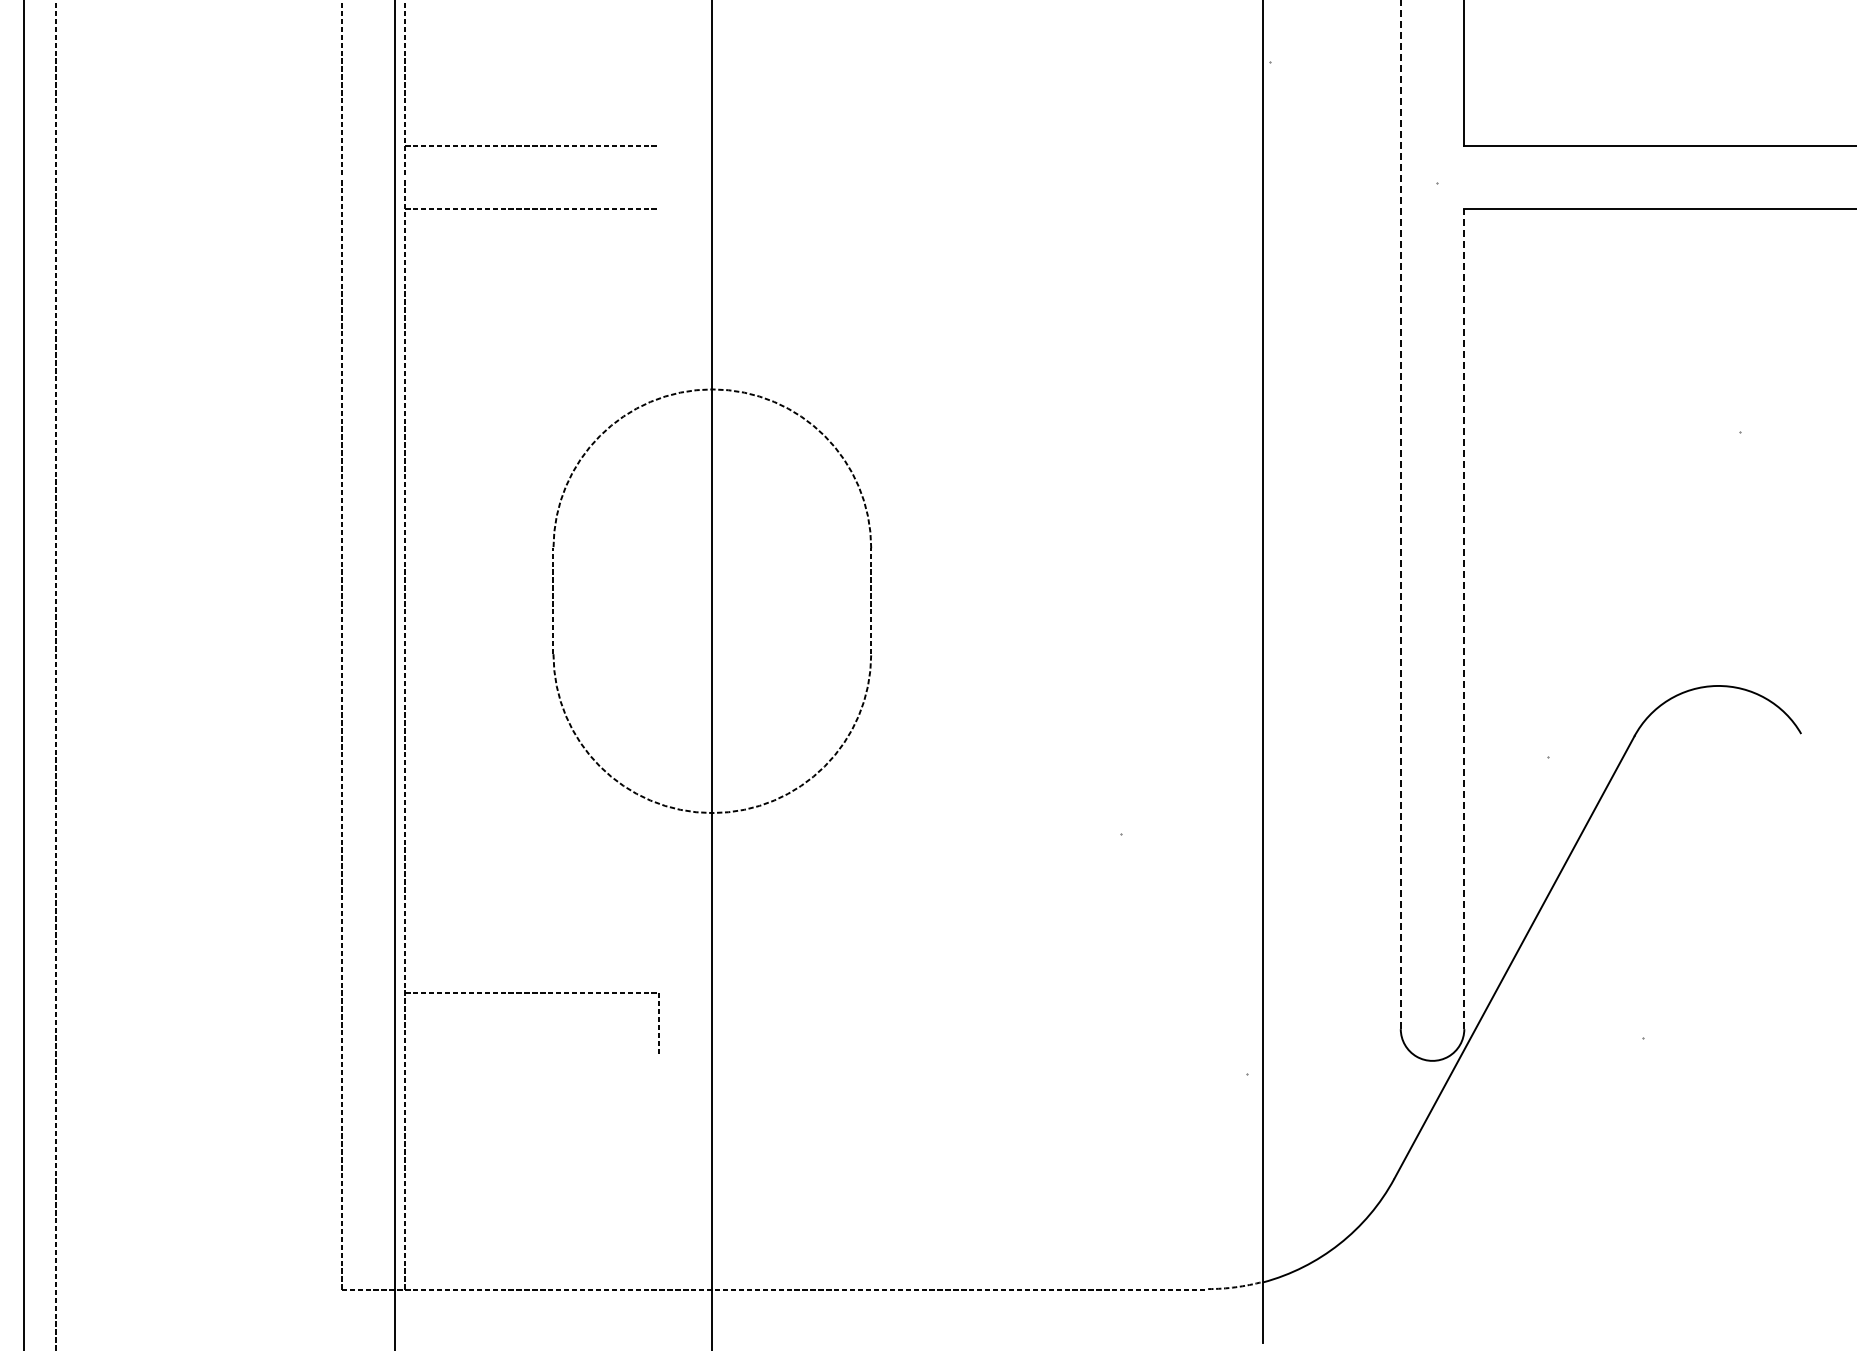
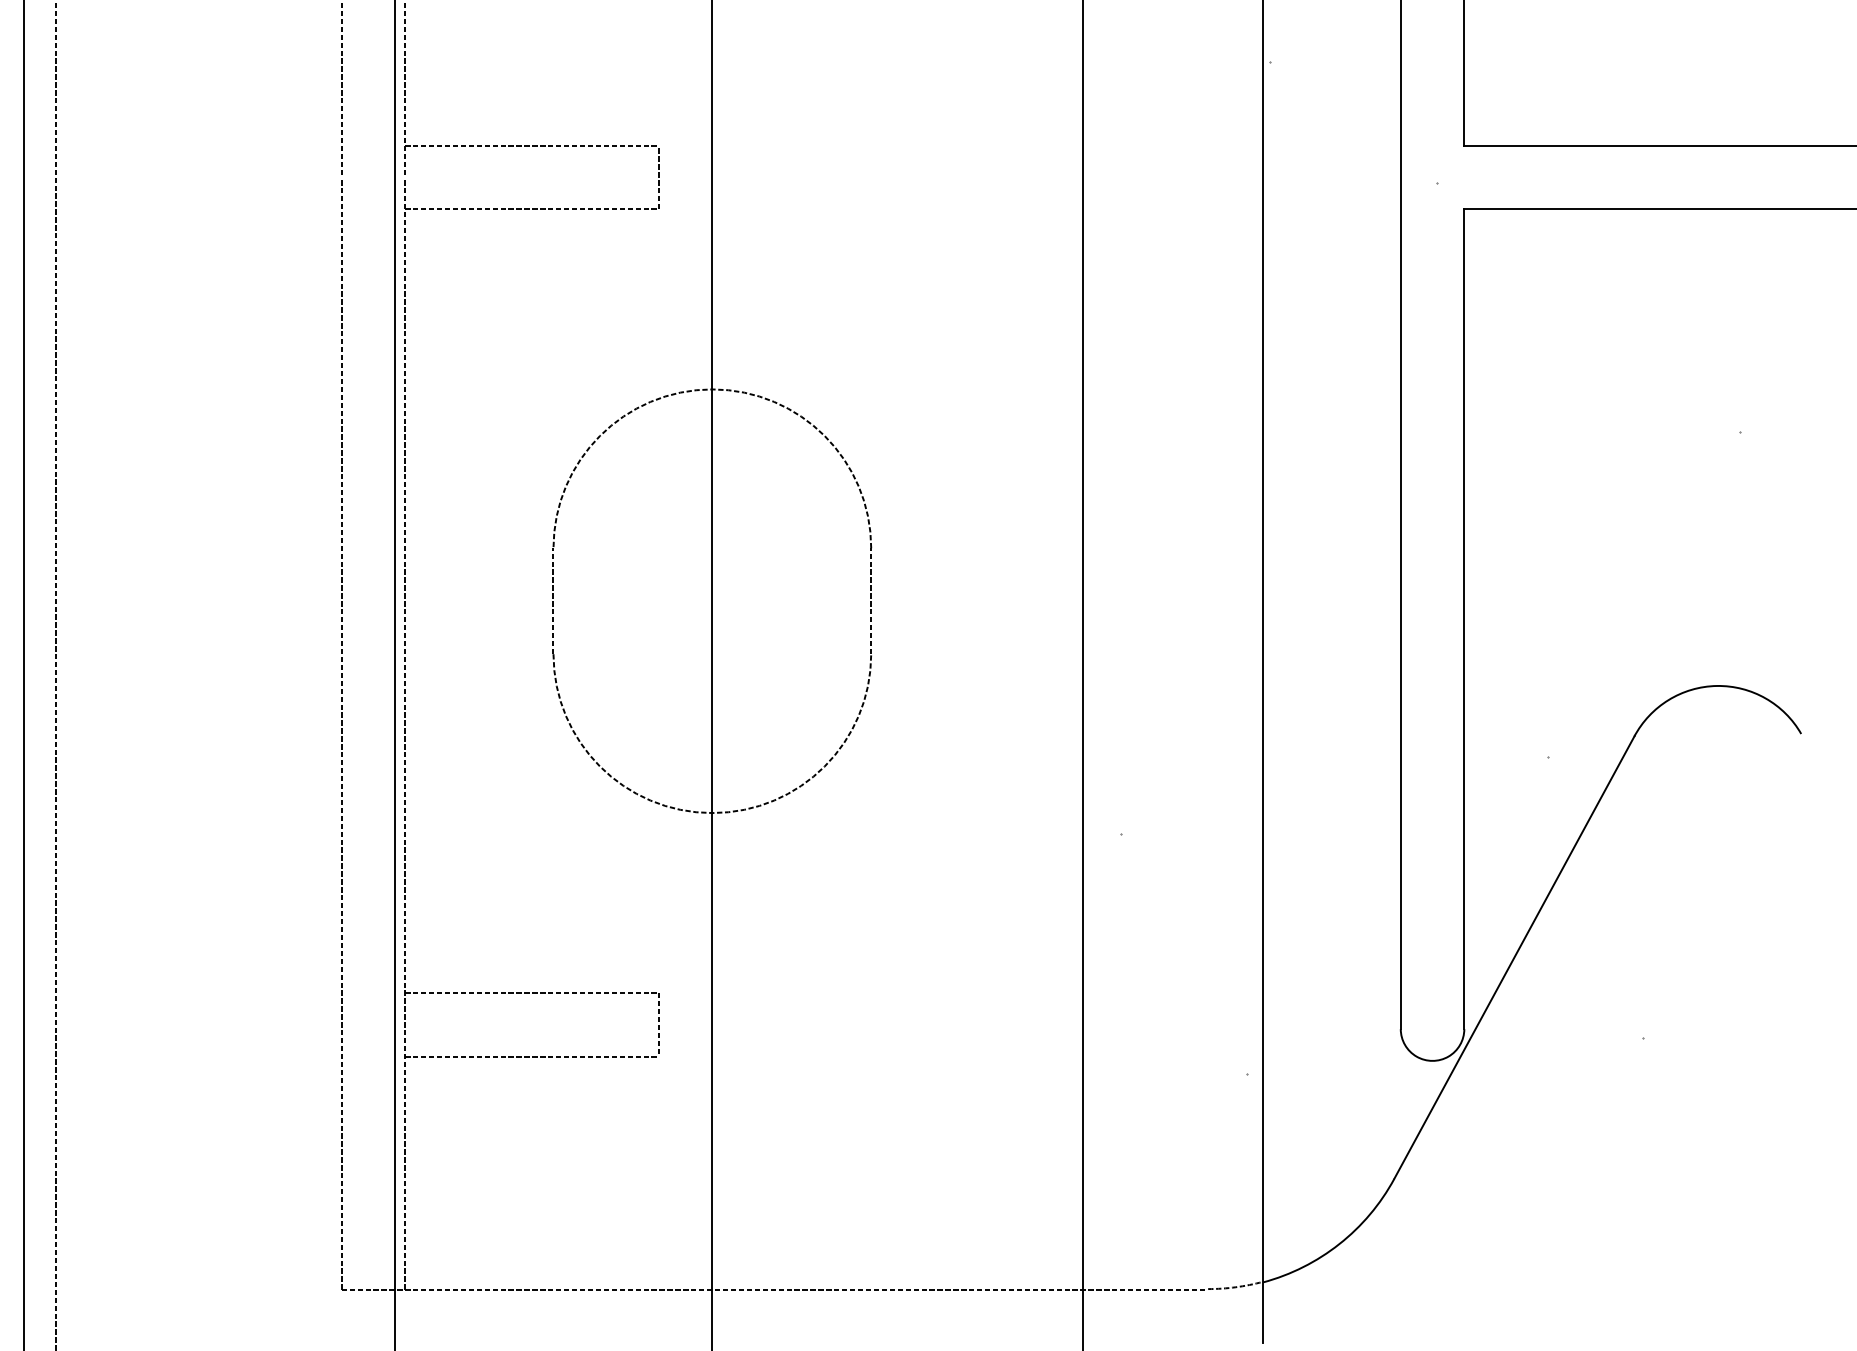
line: none -> present (659, 177)
line: dashed -> solid (1400, 514)
line: dashed -> solid (1464, 619)
line: none -> present (1083, 674)
line: none -> present (532, 1056)
